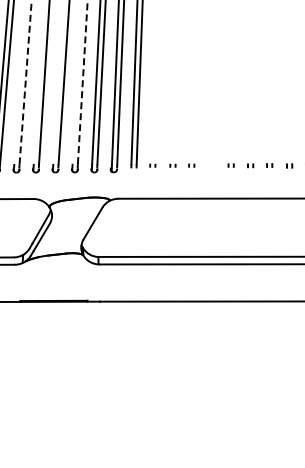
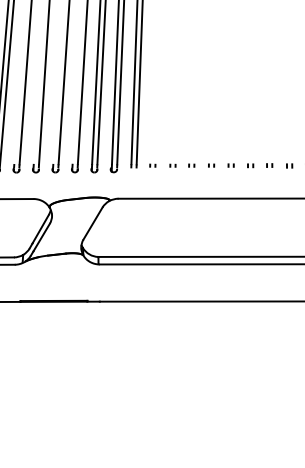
line: dashed -> solid (25, 82)
line: dashed -> solid (82, 82)
part: none -> present (211, 165)
